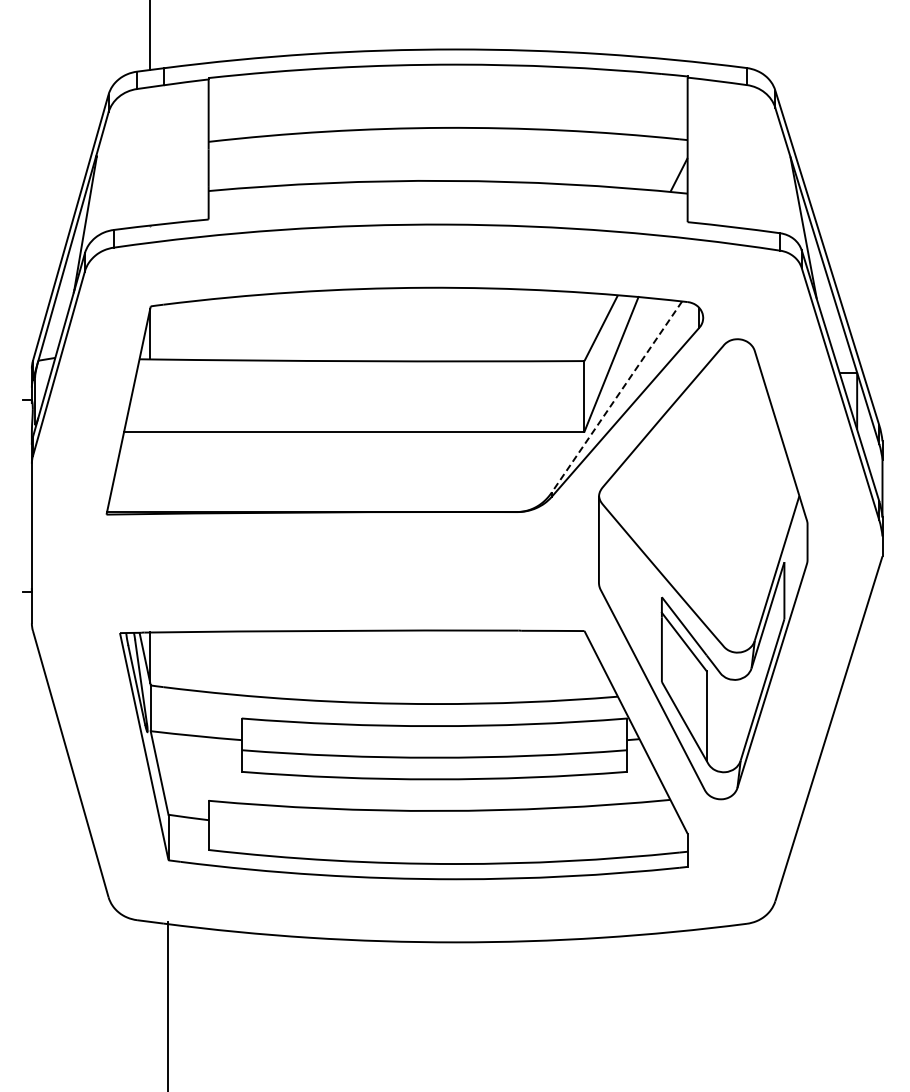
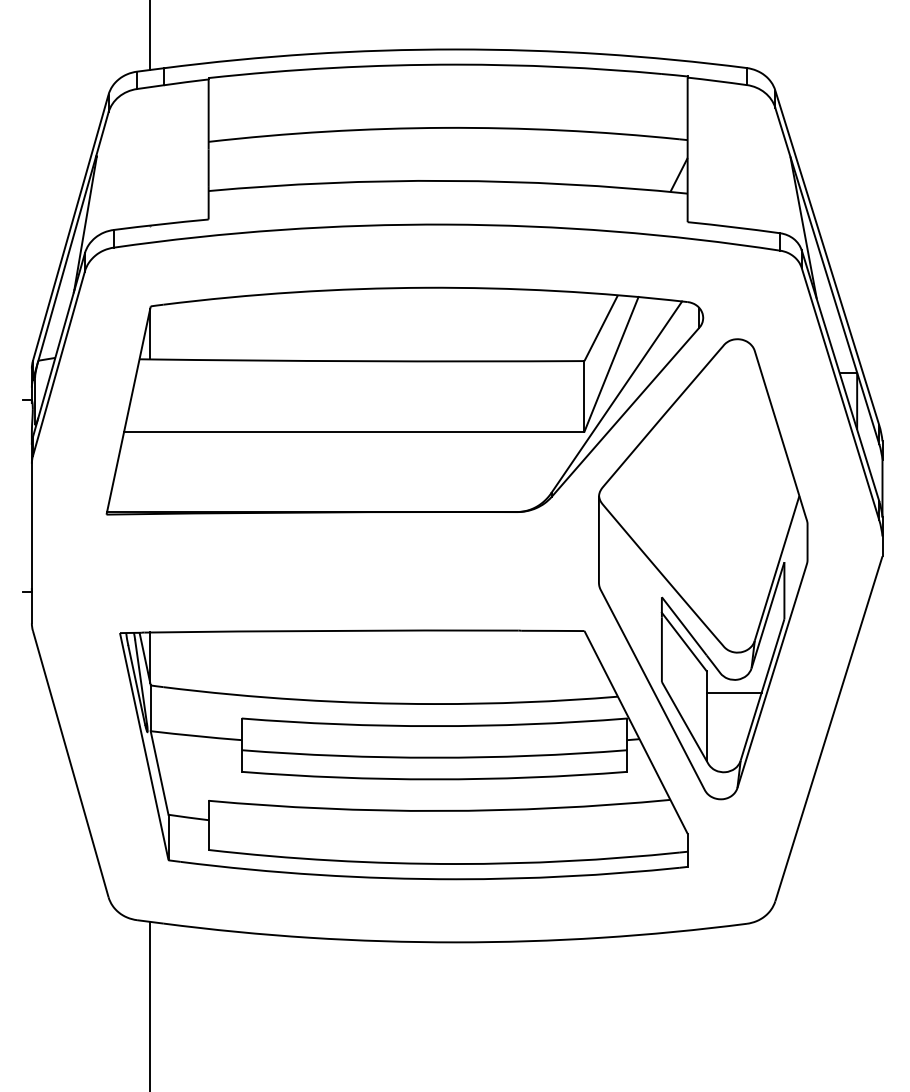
line: dashed -> solid (616, 397)
line: none -> present (733, 692)
line position: (168, 1004) -> (150, 1004) (150, 1004)
